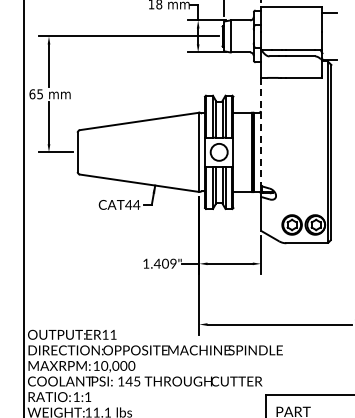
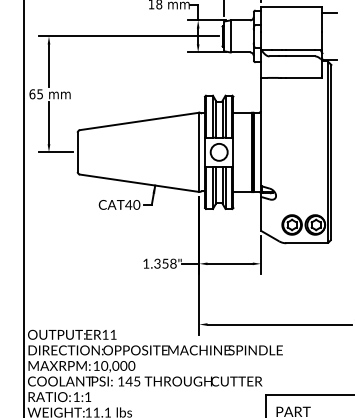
line: dashed -> solid (260, 132)
text: CAT44 -> CAT40 (136, 204)
text: 1.409" -> 1.358" (164, 263)
